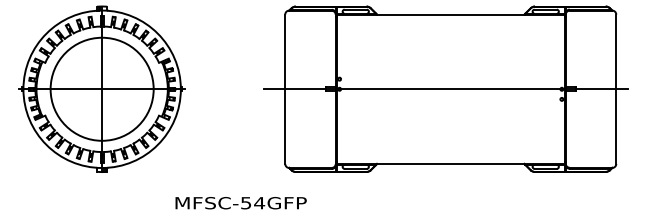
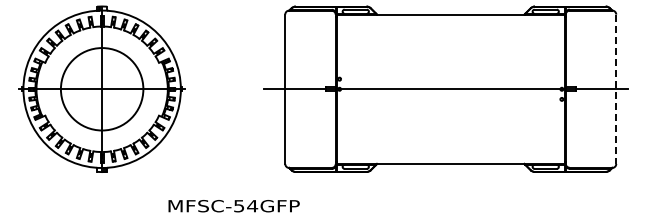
circle diameter: 103 px -> 82 px (101, 89)
line: solid -> dashed (616, 89)
text position: (240, 203) -> (233, 206) (233, 206)
